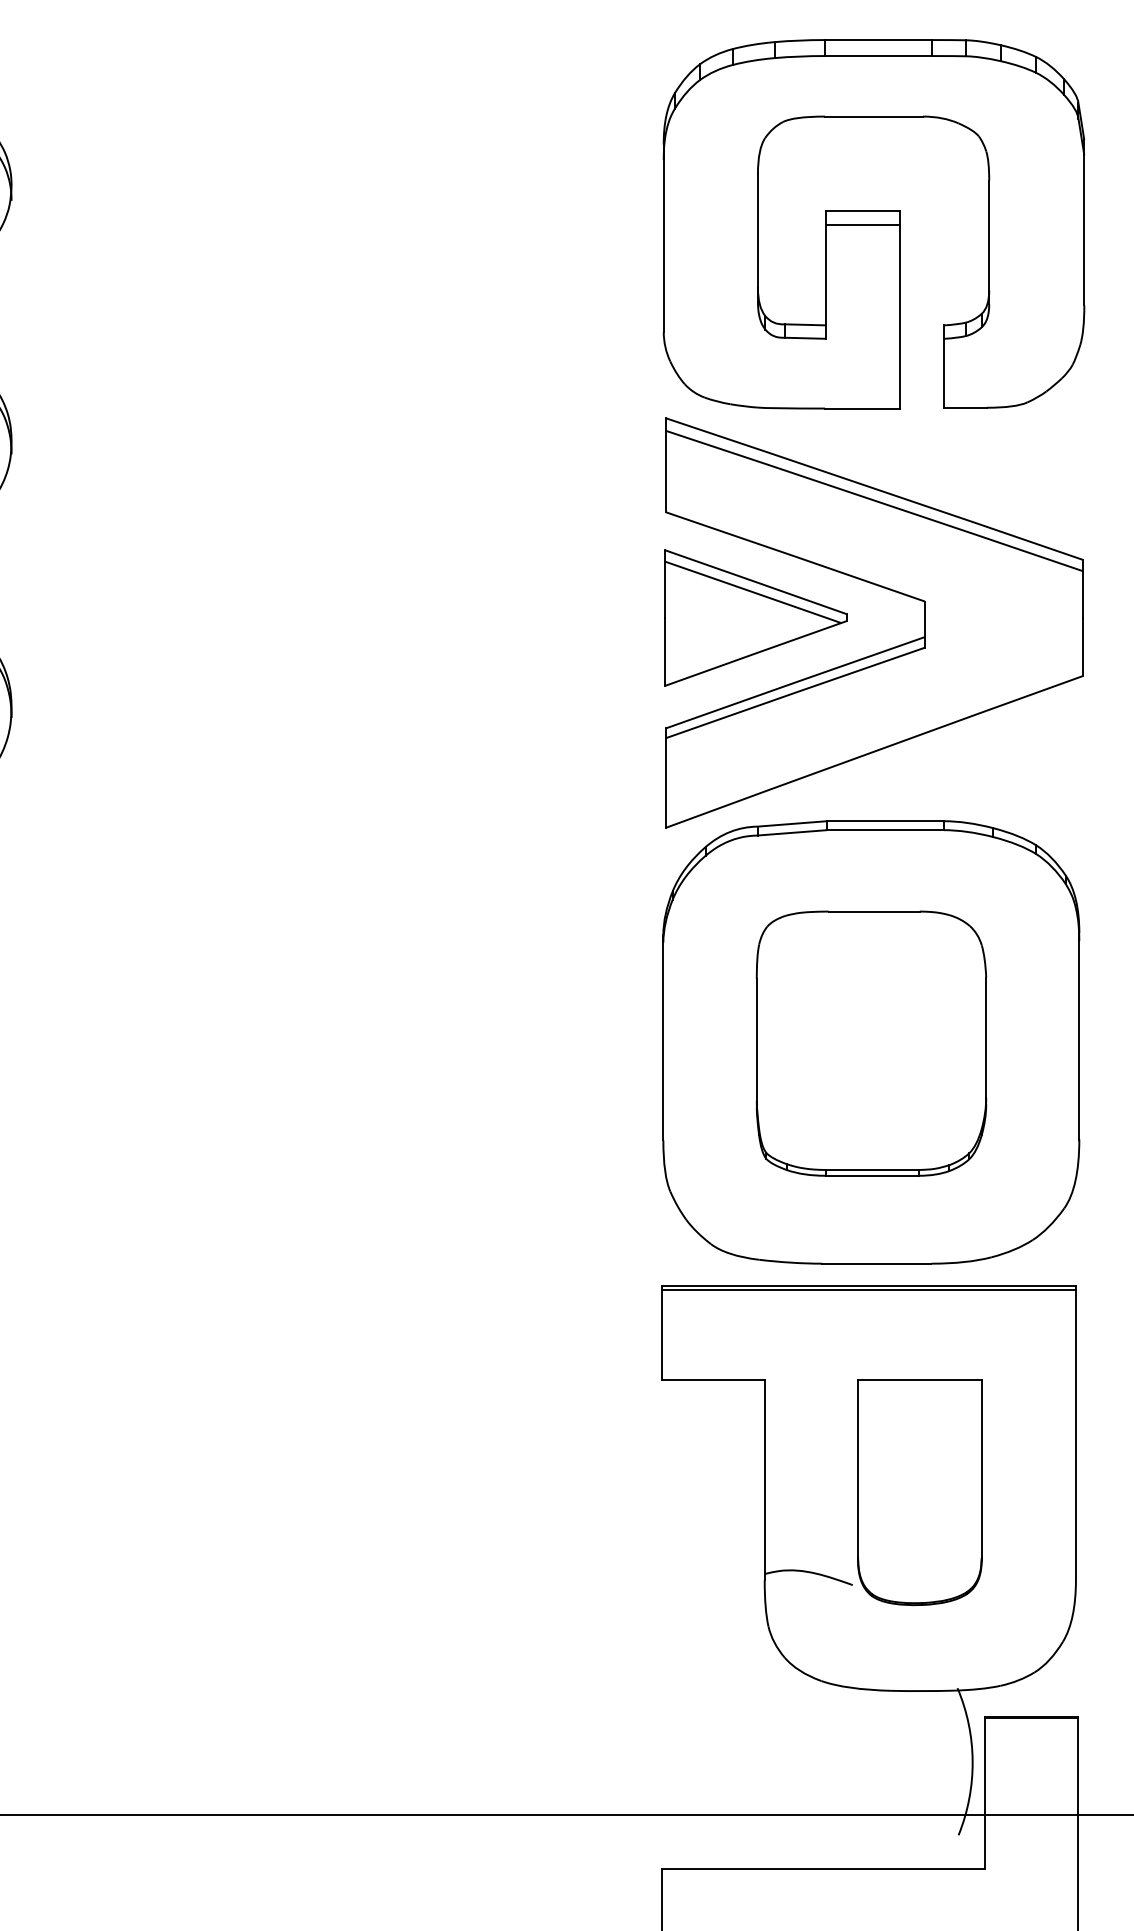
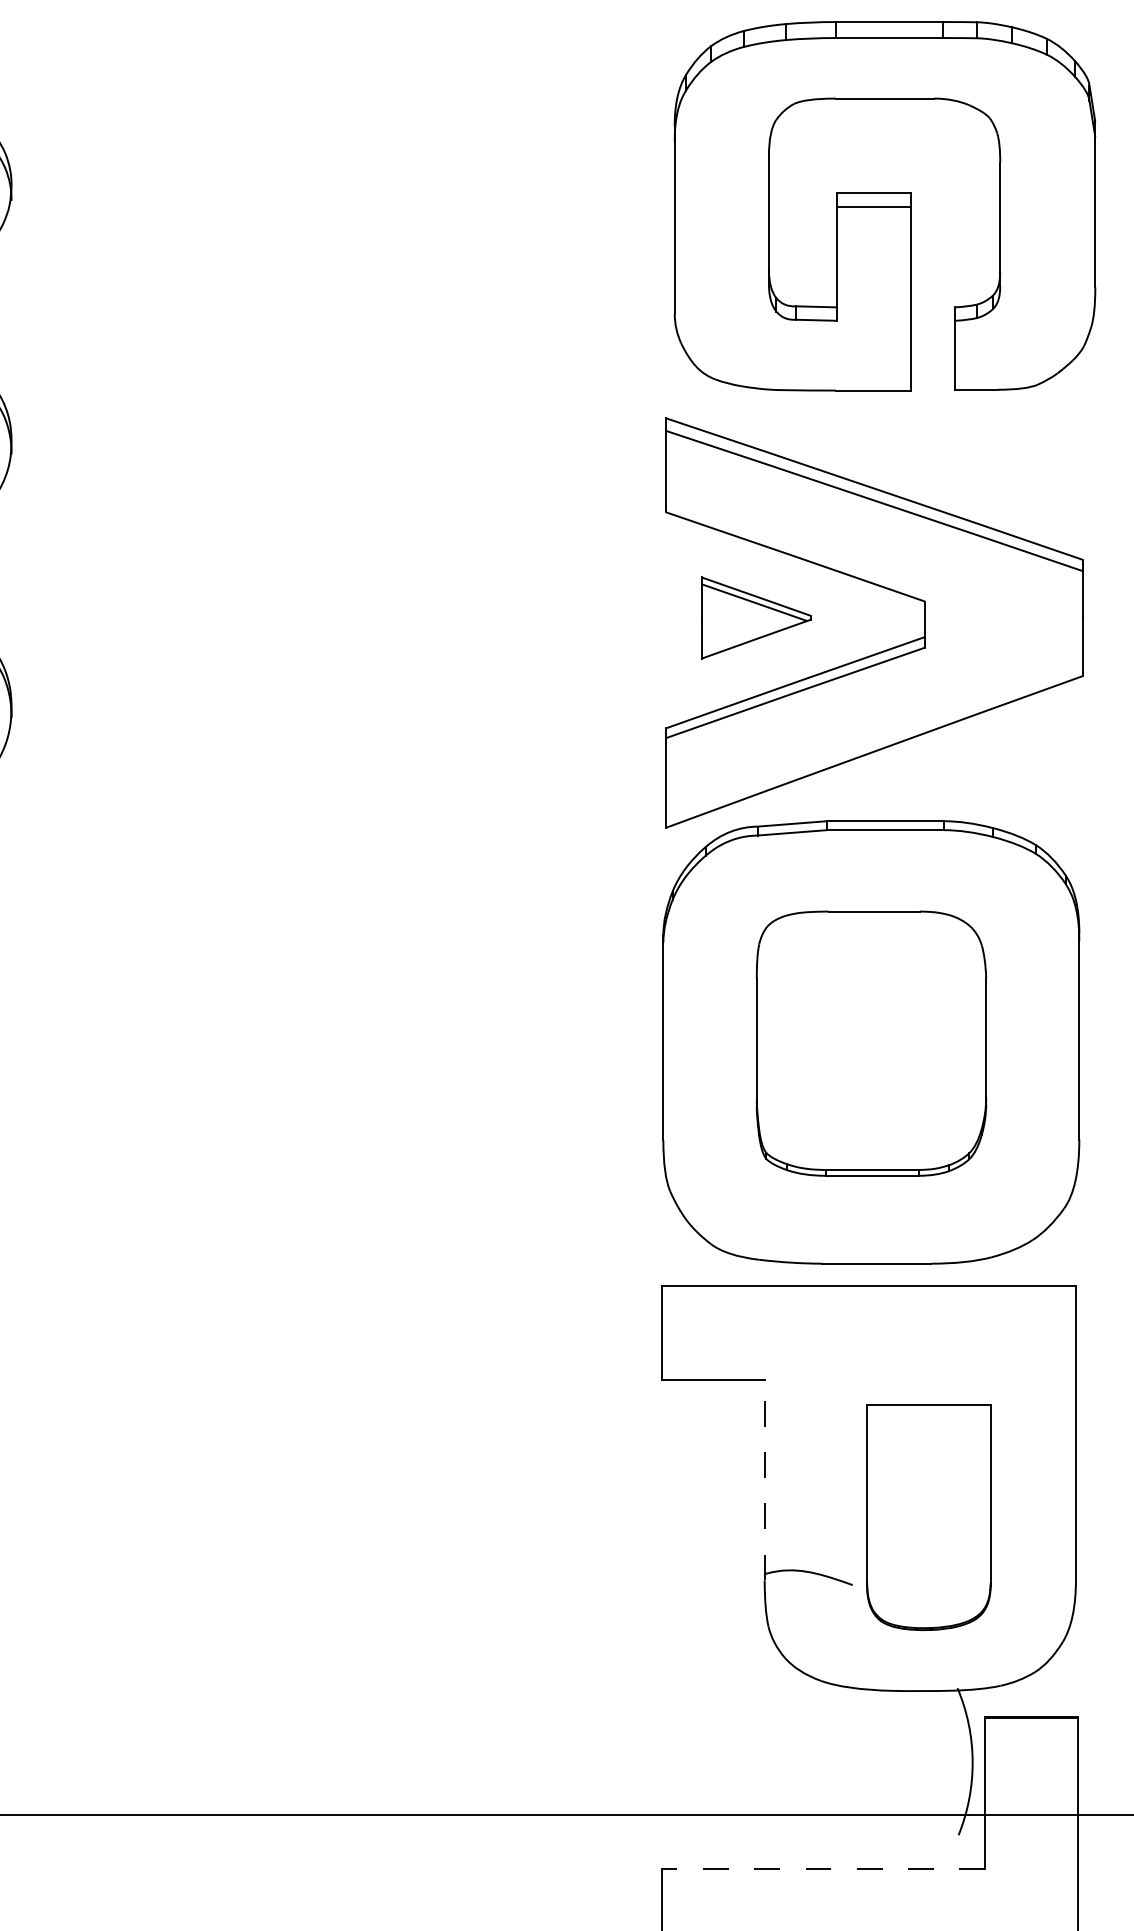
part position: (873, 224) -> (884, 206) (884, 206)
part size: 184x138 px -> 111x84 px (756, 617)
line: present -> none (868, 1290)
line: solid -> dashed (764, 1479)
part position: (919, 1492) -> (928, 1517) (928, 1517)
line: solid -> dashed (823, 1868)
